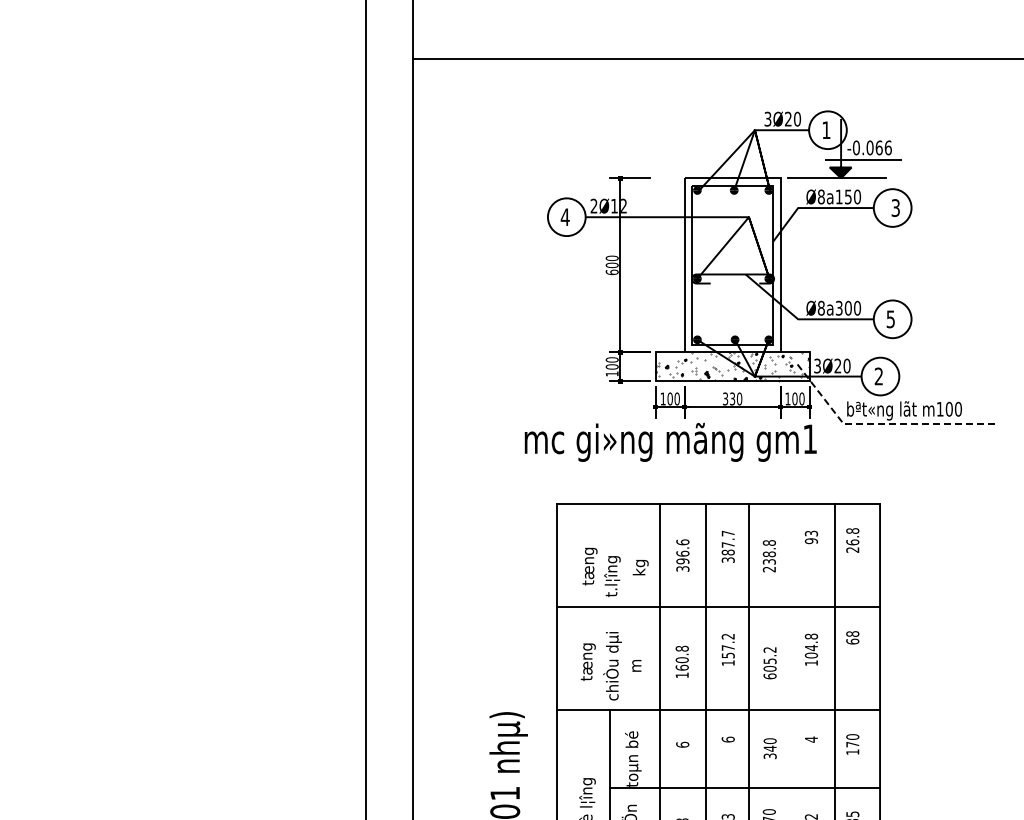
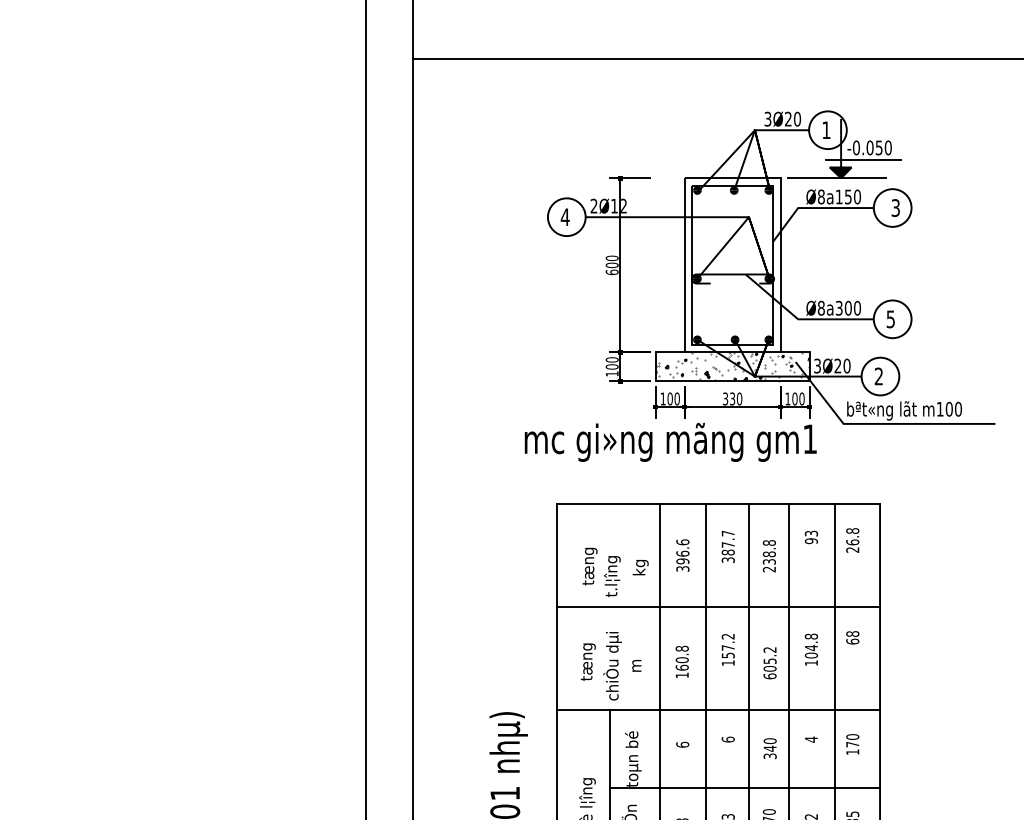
text: -0.066 -> -0.050 (883, 147)
line: dashed -> solid (879, 423)
line: none -> present (788, 660)
